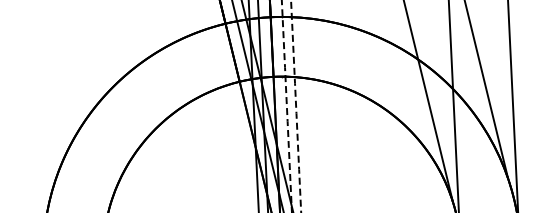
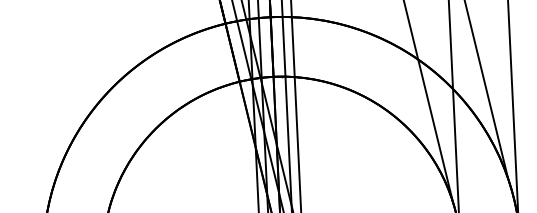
arc: dashed -> solid (286, 106)
arc: dashed -> solid (296, 107)
